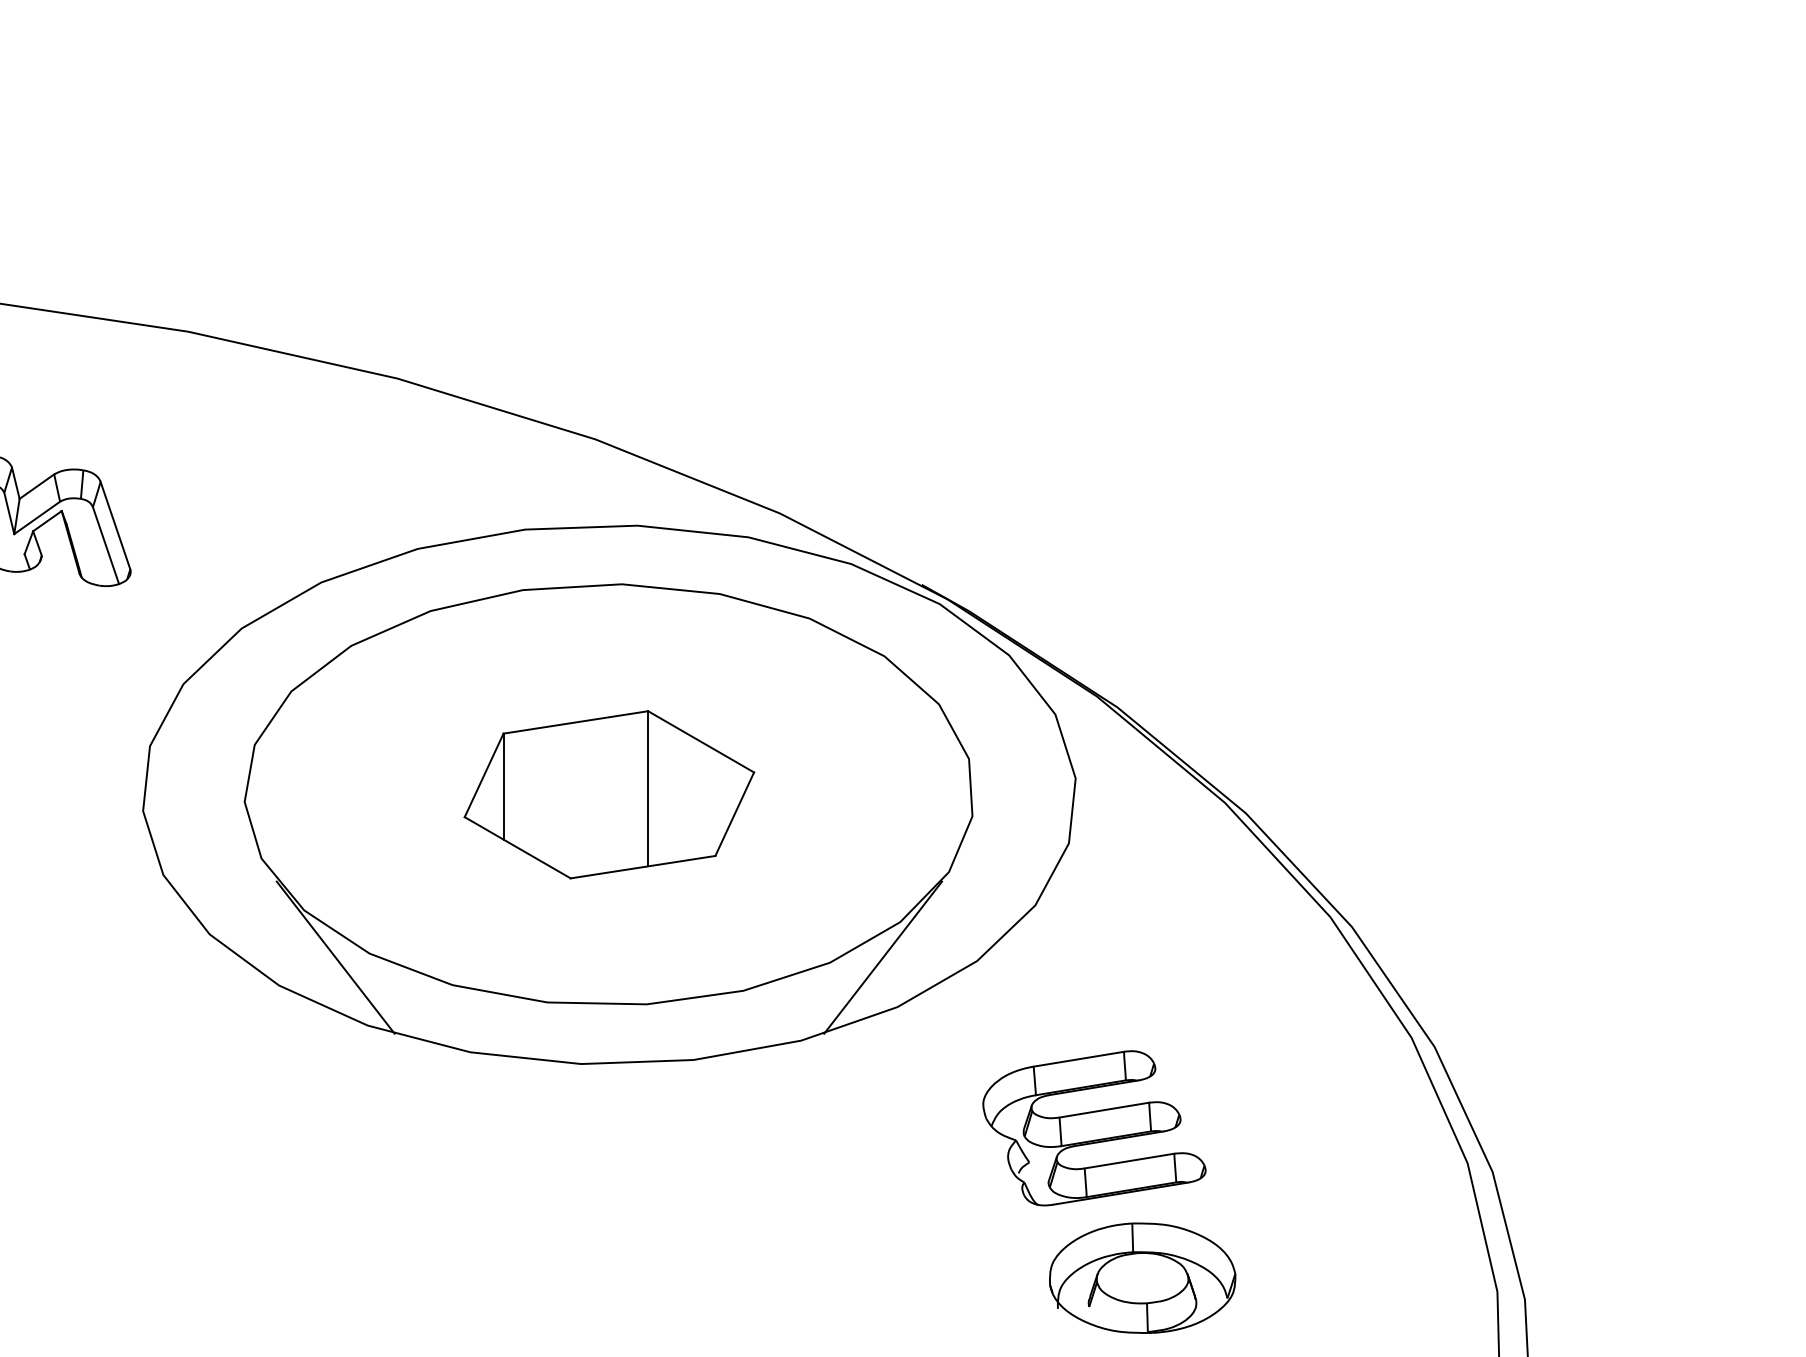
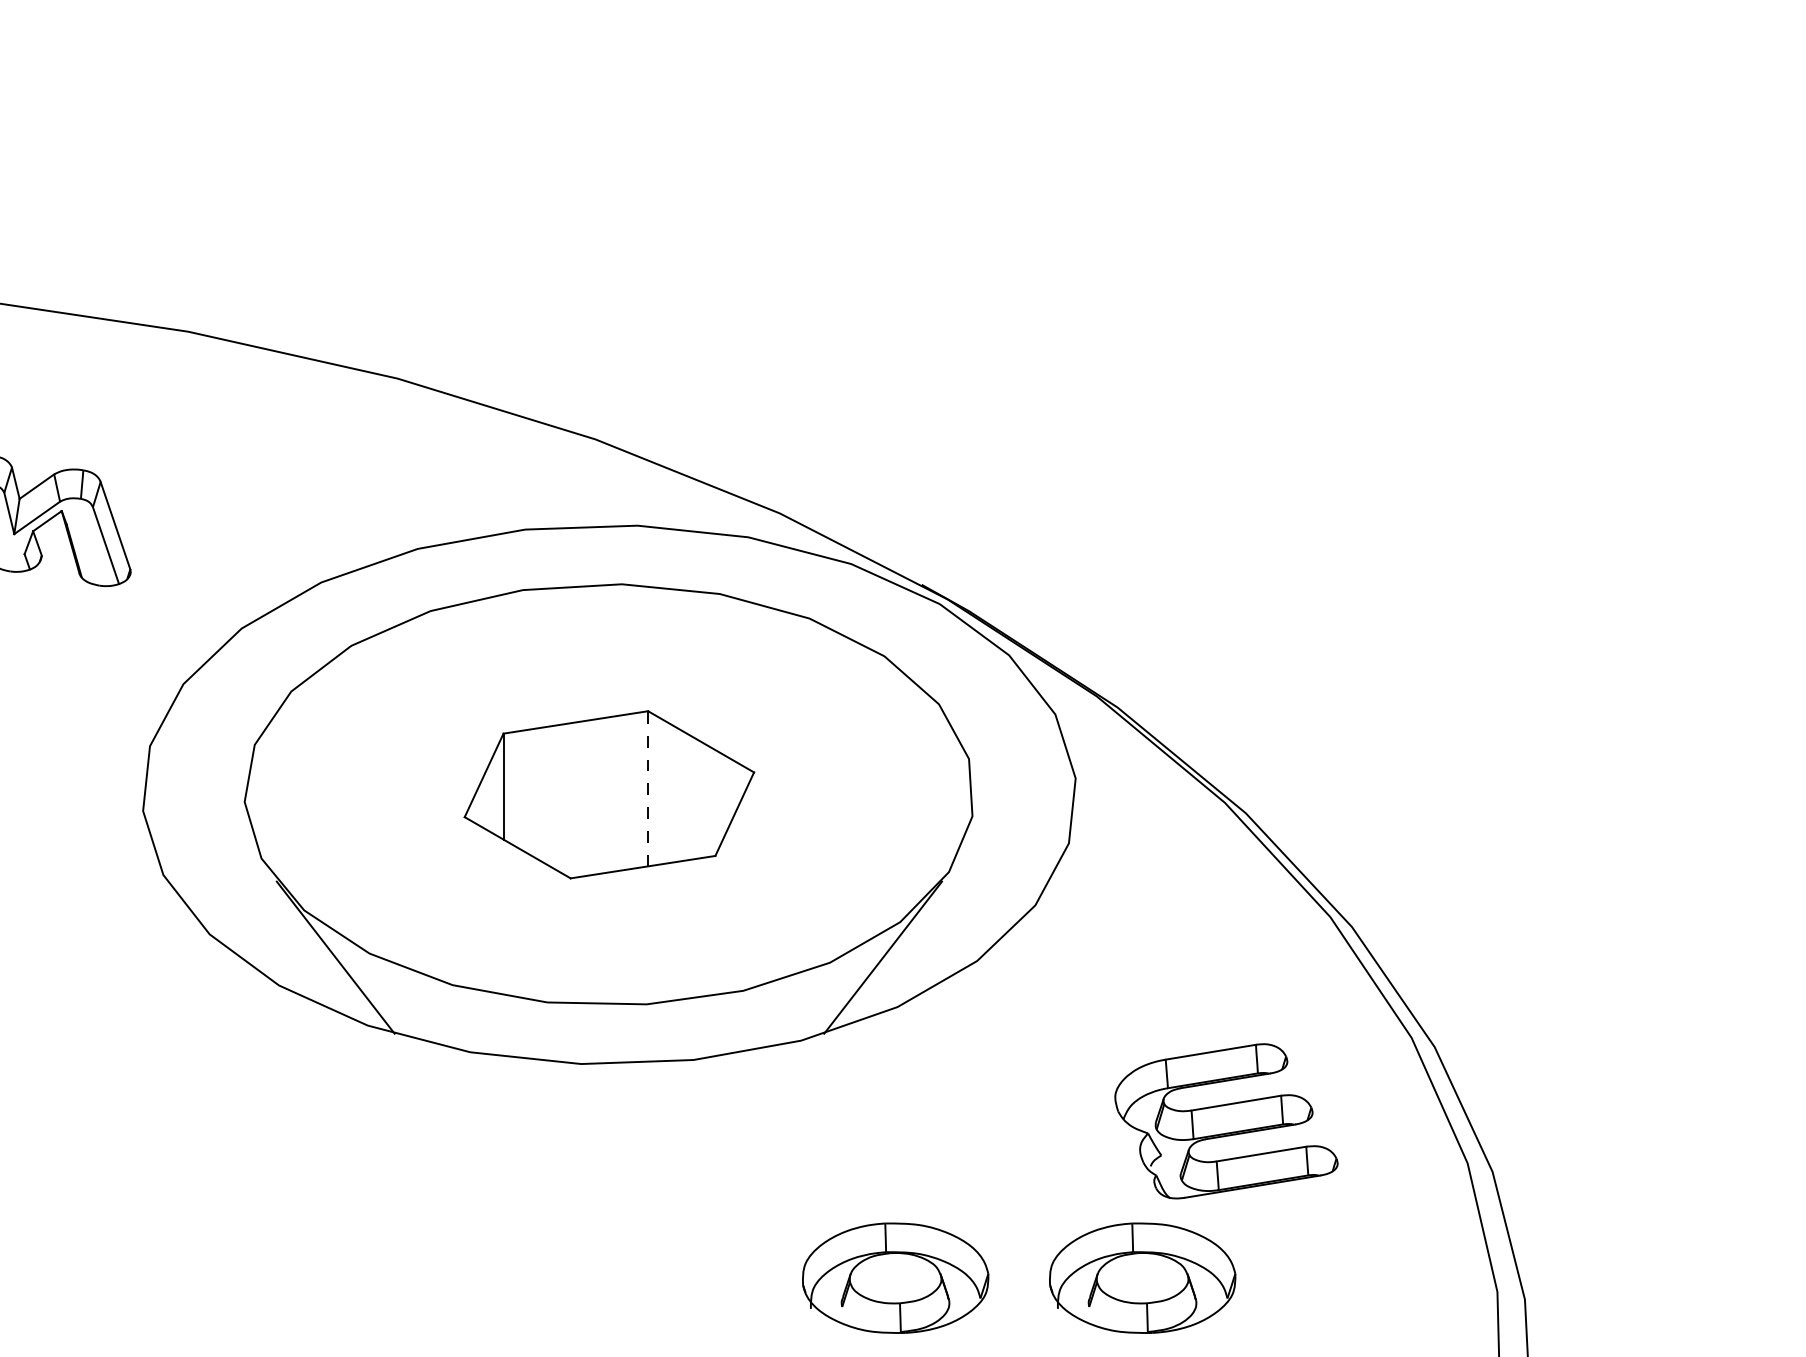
line: solid -> dashed (648, 788)
part position: (1094, 1128) -> (1226, 1121) (1226, 1121)
part: none -> present (895, 1277)
